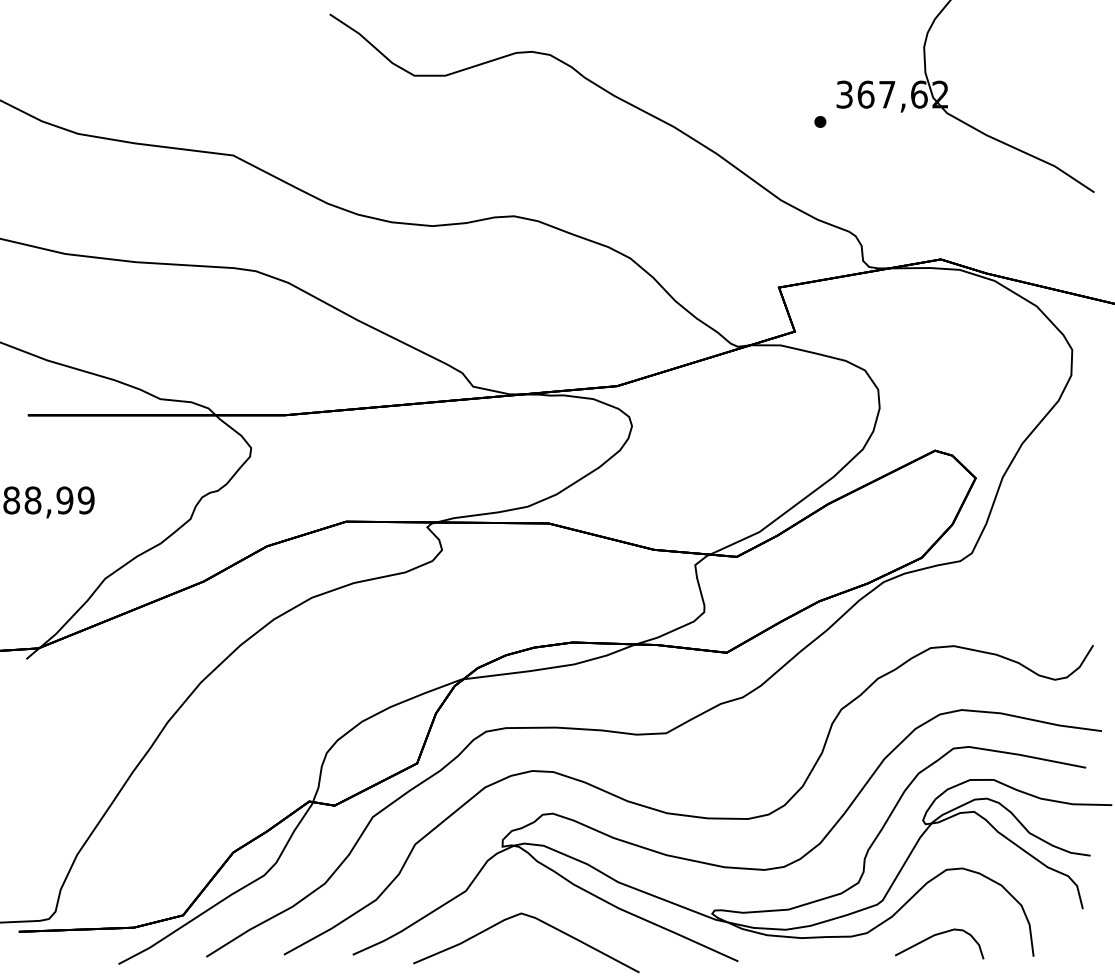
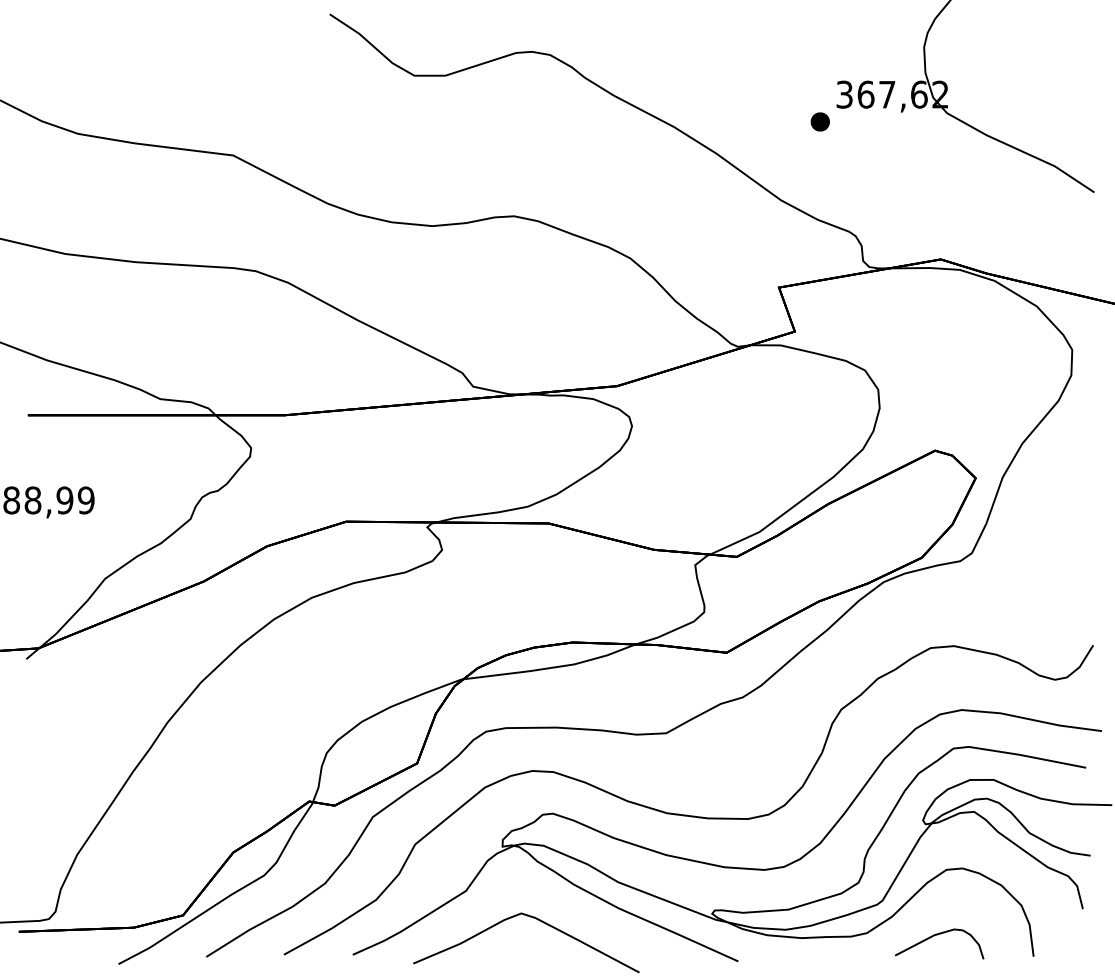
part size: 13x12 px -> 20x20 px (819, 121)
